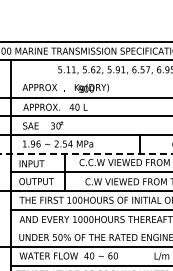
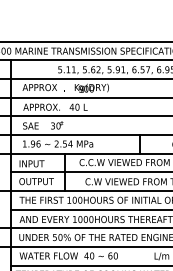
line: none -> present (85, 79)
line: dashed -> solid (86, 153)
line: none -> present (85, 228)
